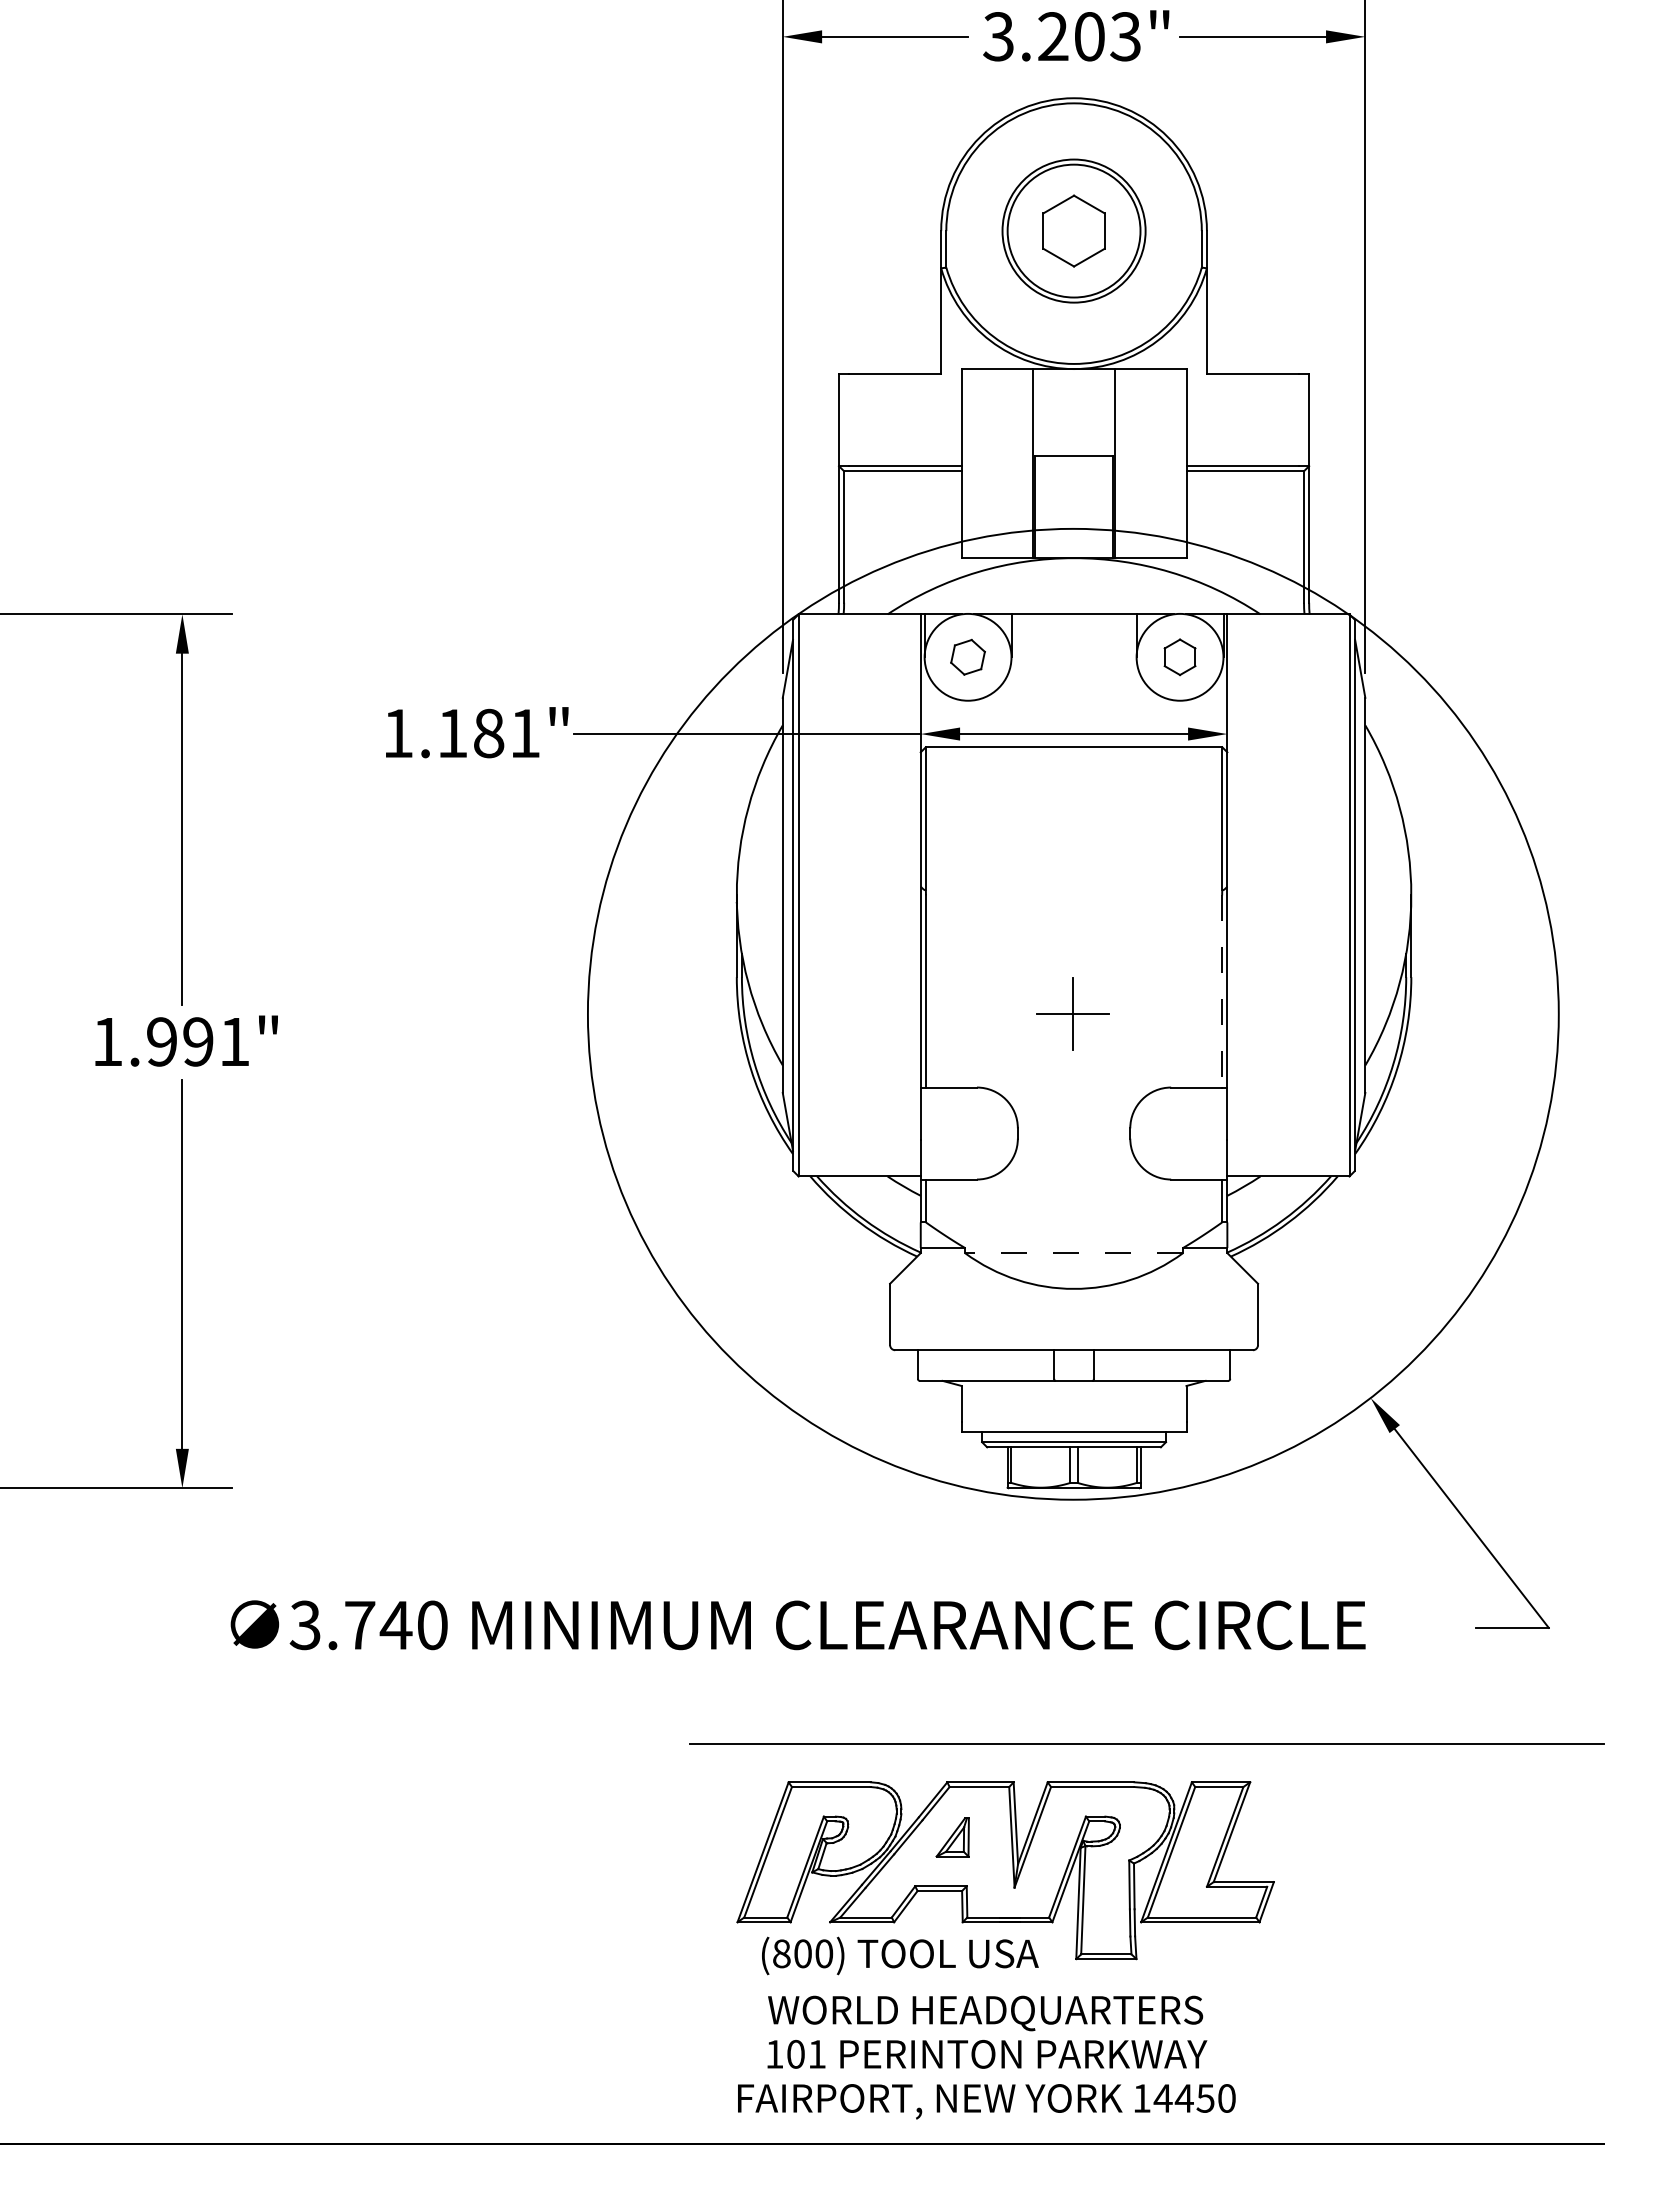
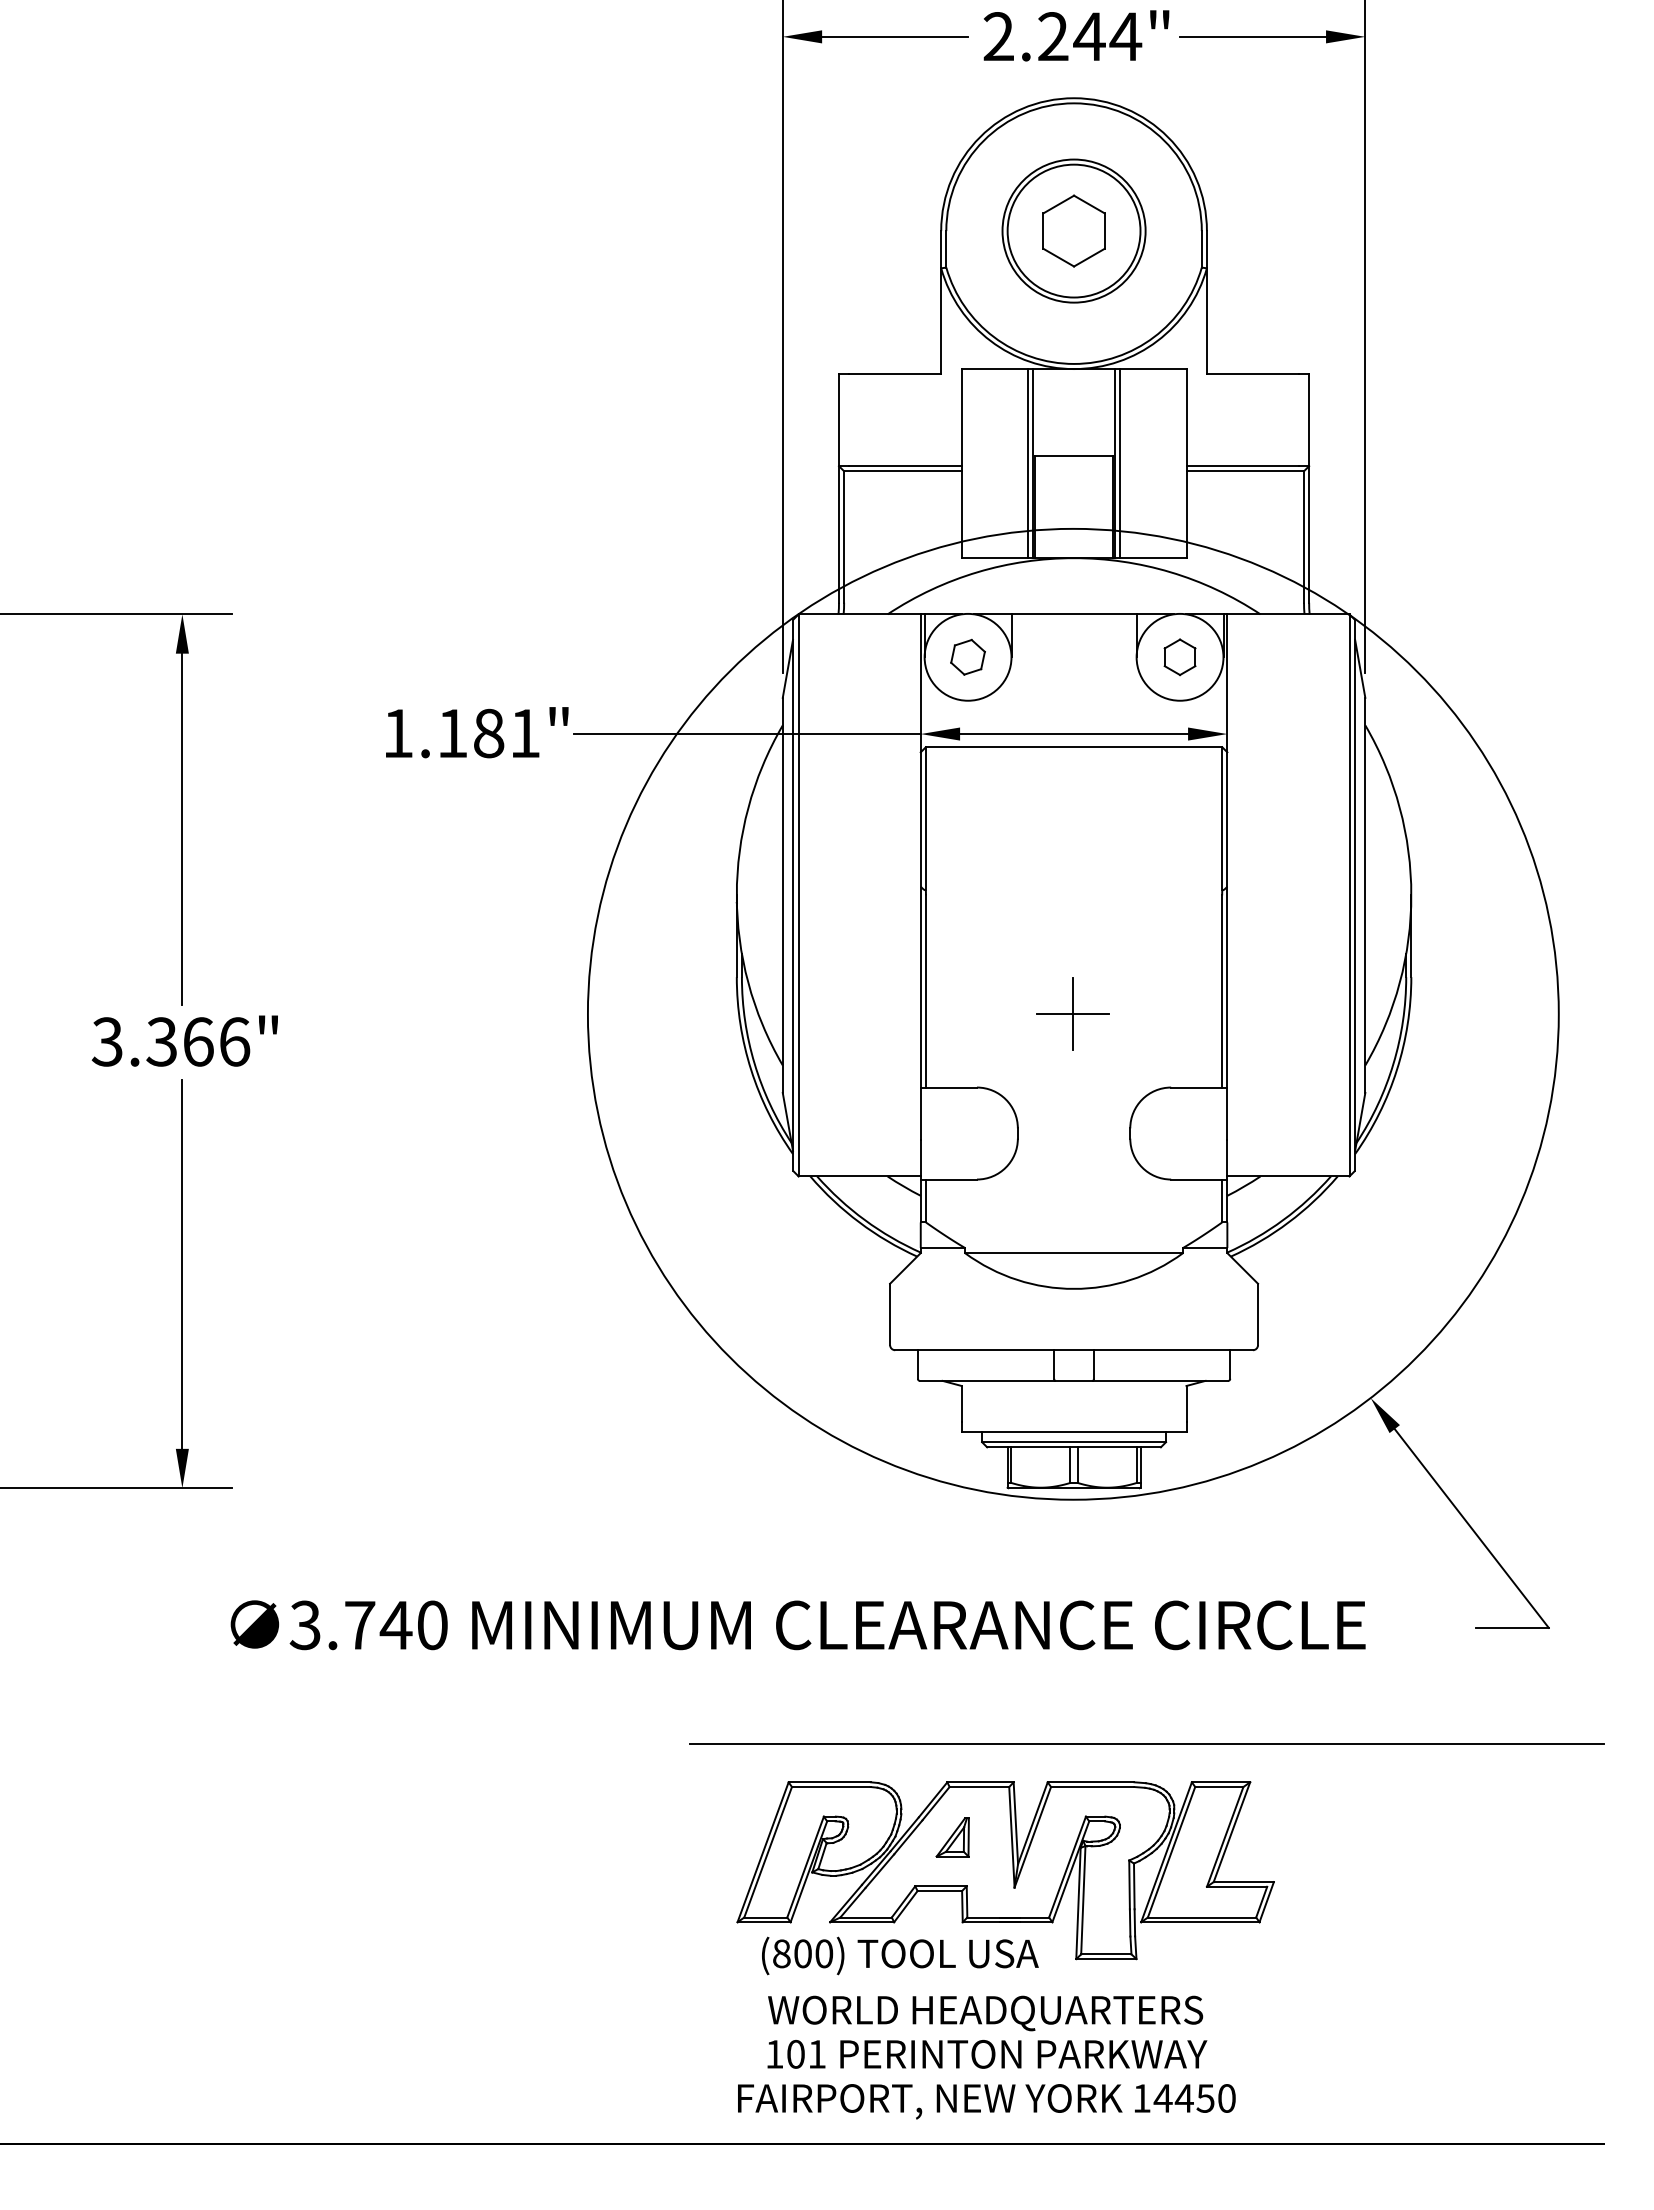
text: 3.203" -> 2.244" (1062, 36)
line: none -> present (1028, 463)
line: none -> present (1120, 463)
line: dashed -> solid (1222, 991)
text: 1.991" -> 3.366" (170, 1041)
line: dashed -> solid (1073, 1253)
